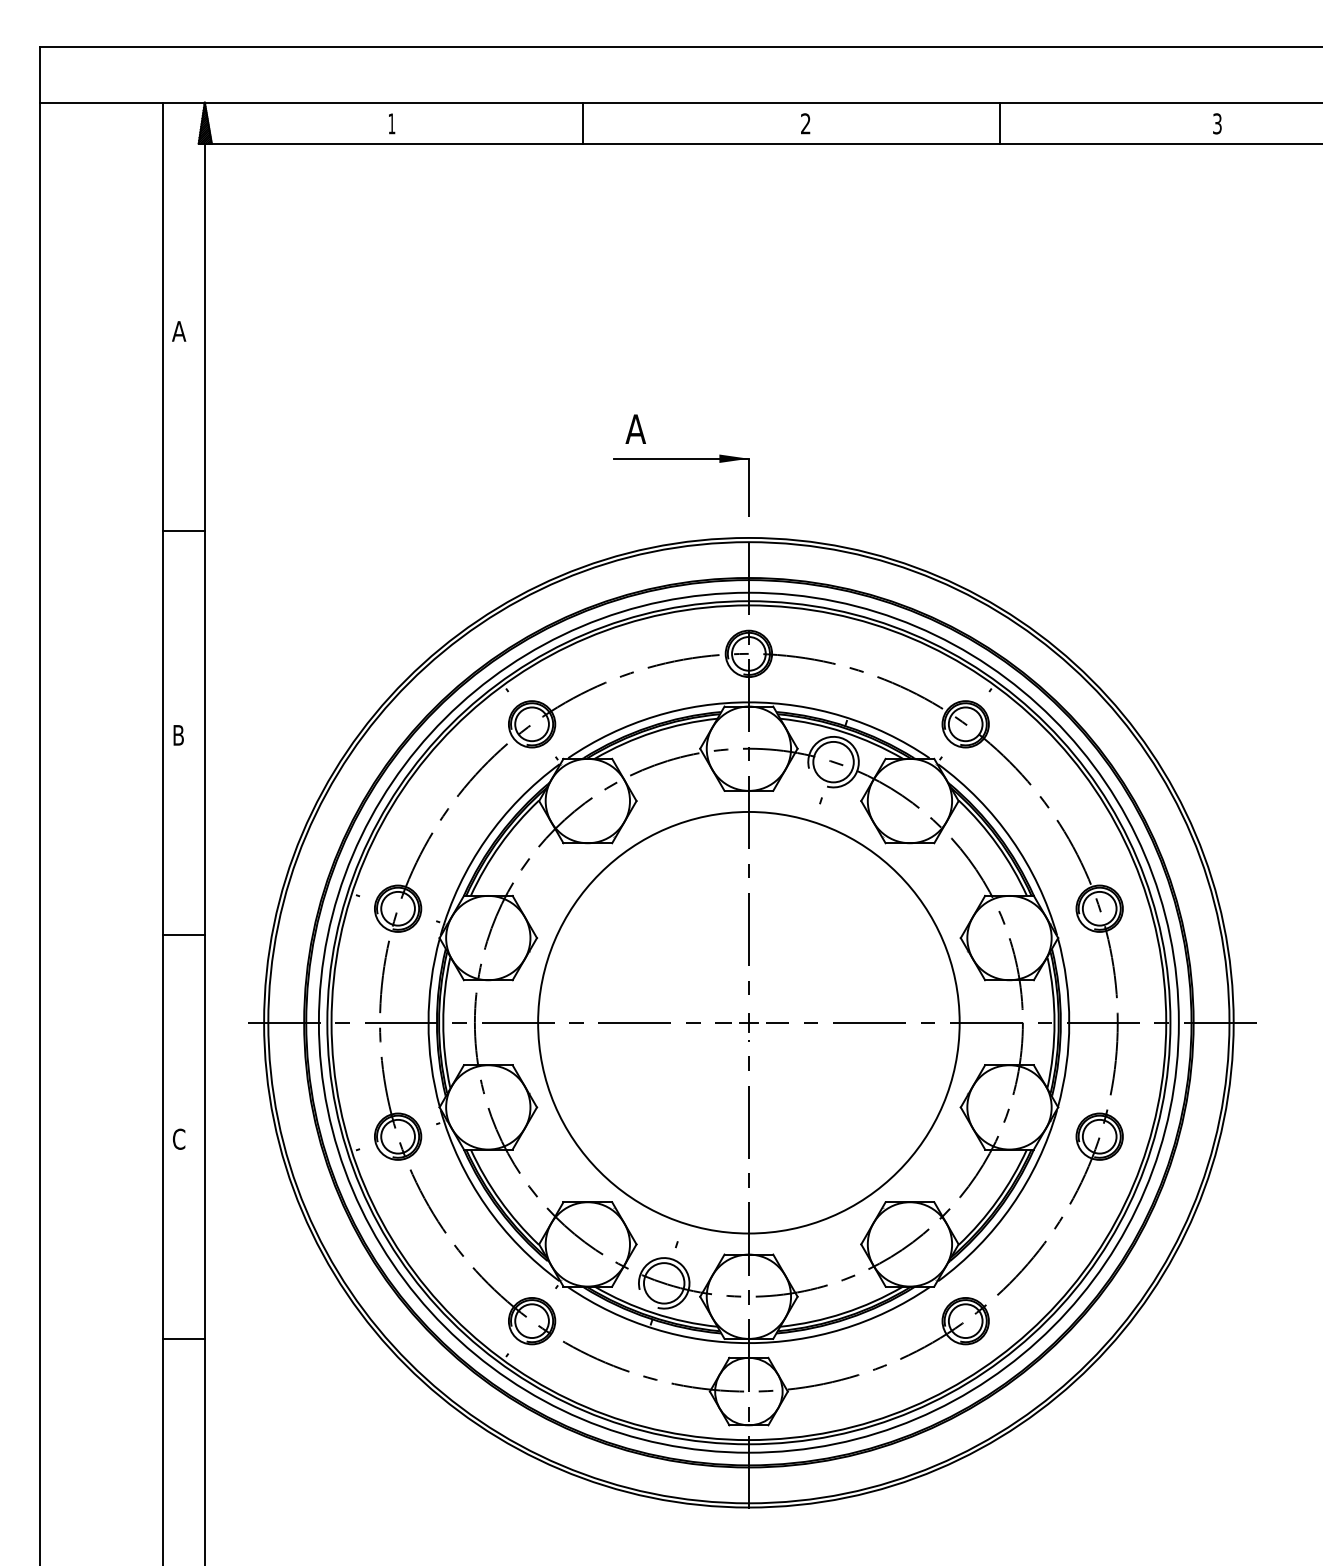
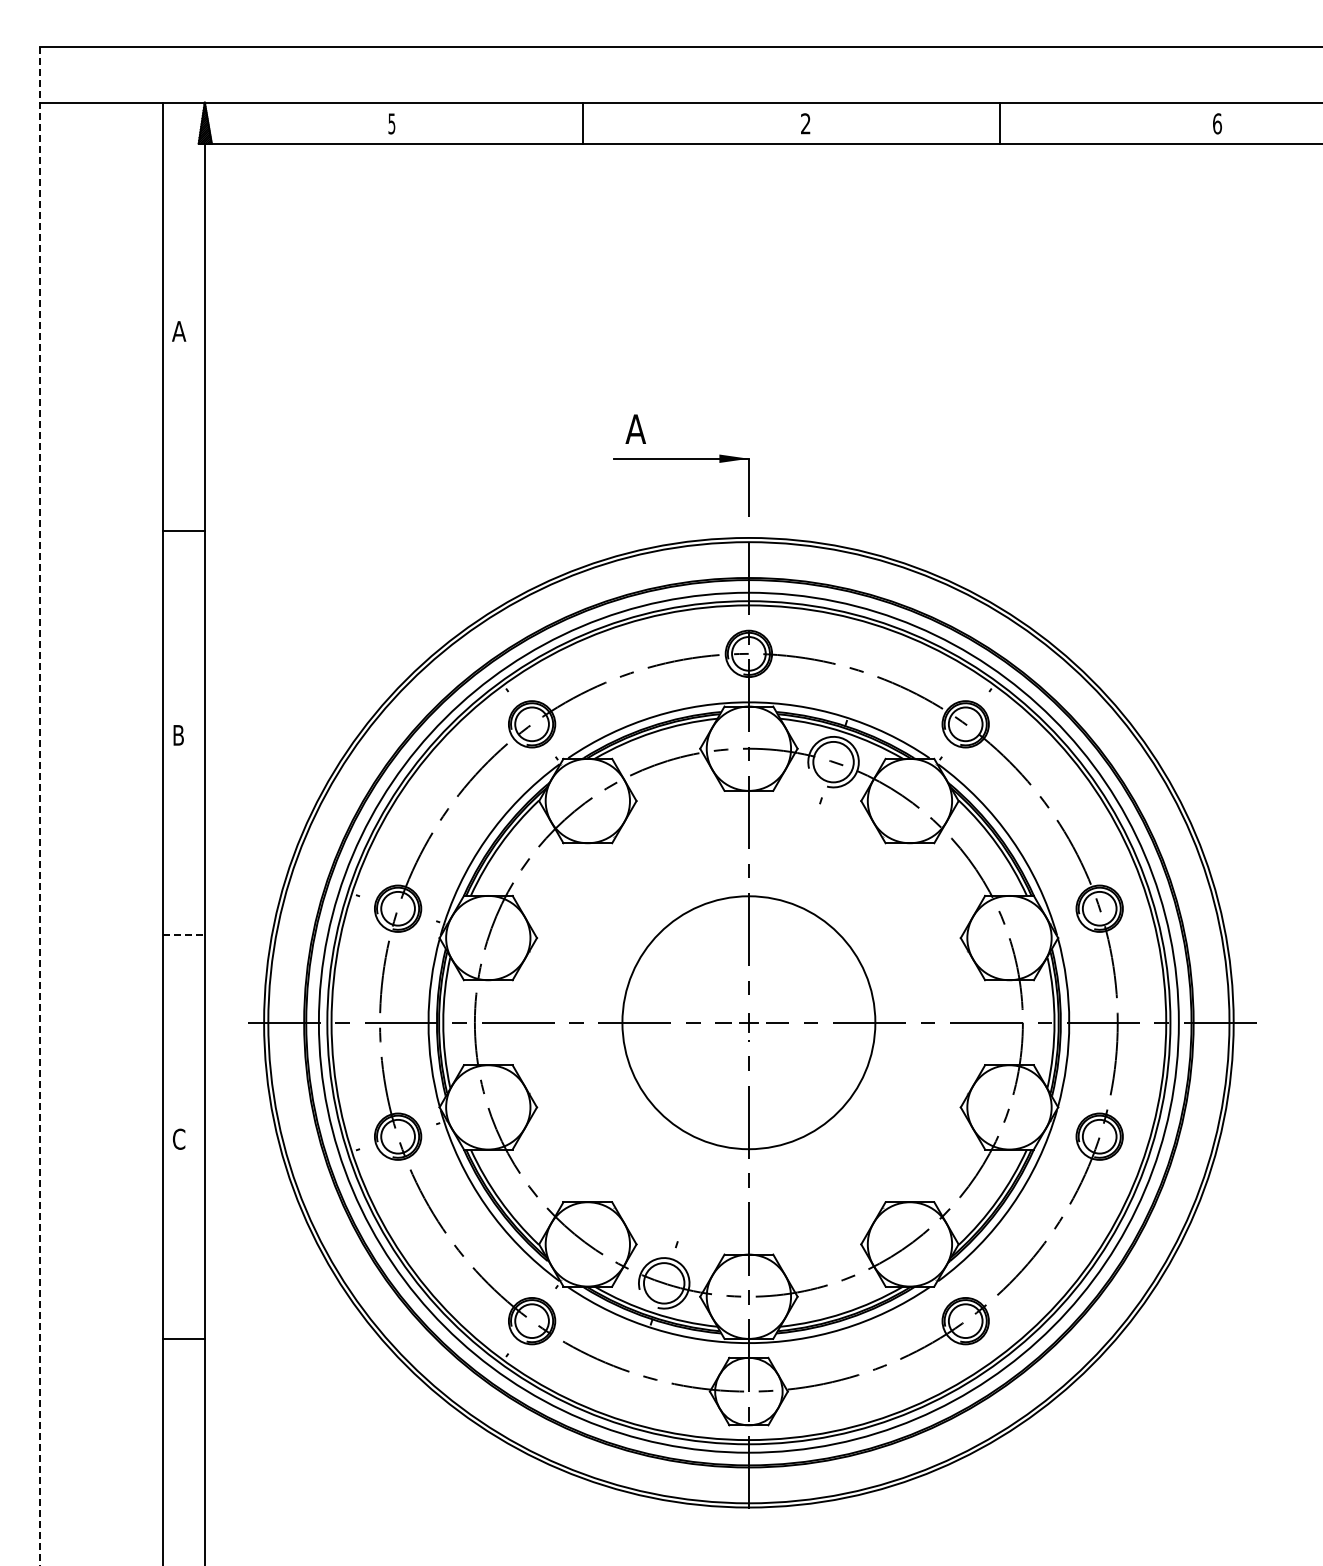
text: 1 -> 5 (391, 123)
text: 3 -> 6 (1217, 123)
line: solid -> dashed (39, 805)
line: solid -> dashed (184, 935)
circle diameter: 422 px -> 253 px (748, 1022)
